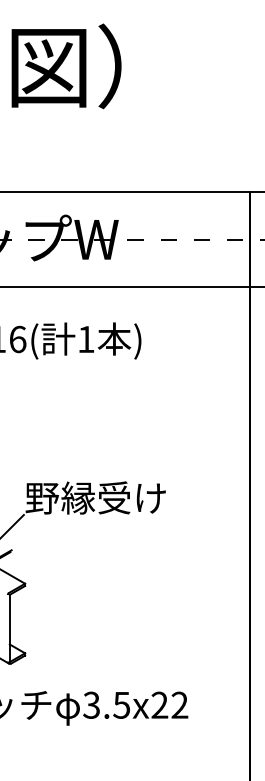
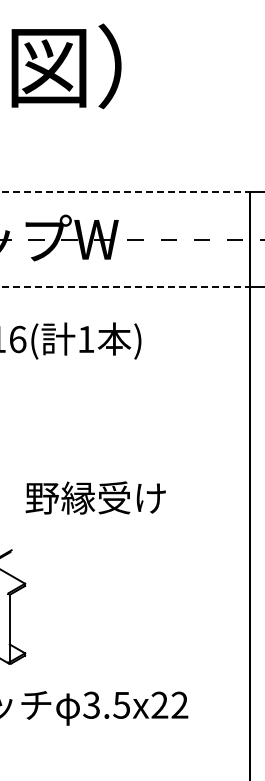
line: solid -> dashed (125, 192)
line: solid -> dashed (125, 287)
line: present -> none (12, 525)
